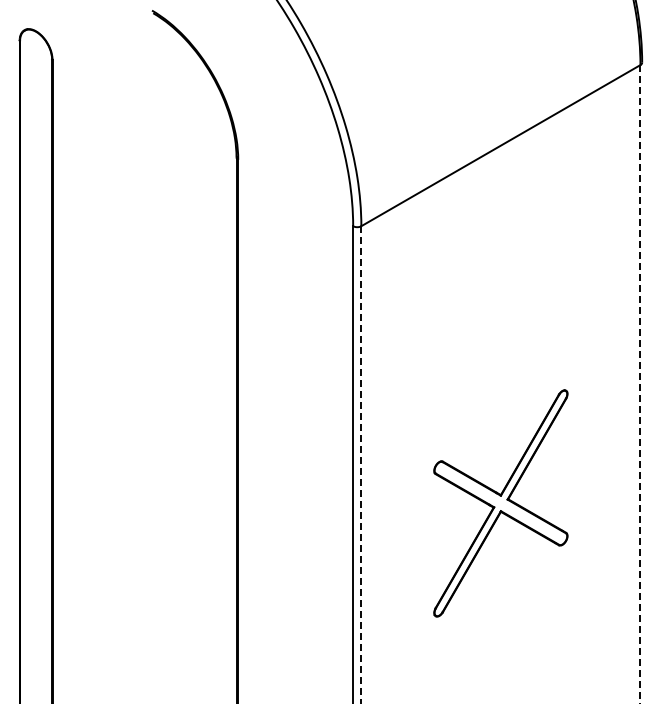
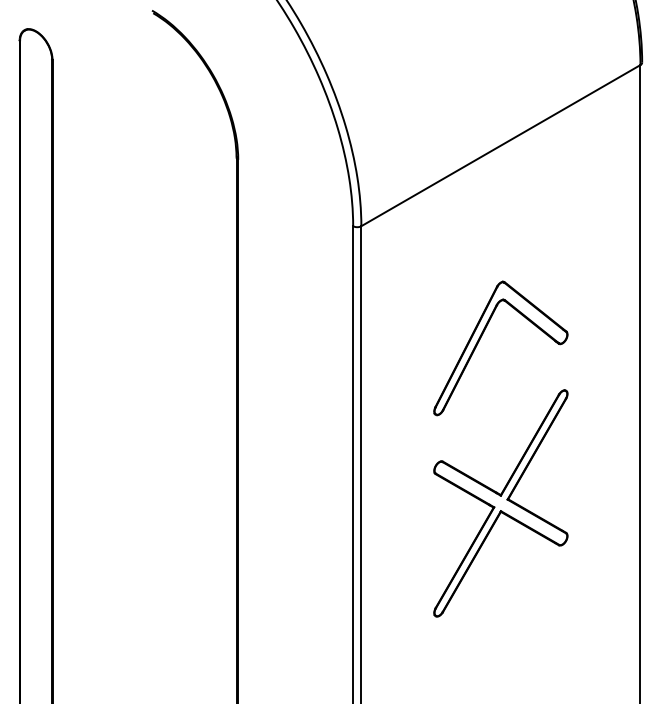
part: none -> present (482, 336)
line: dashed -> solid (640, 384)
line: dashed -> solid (361, 465)
